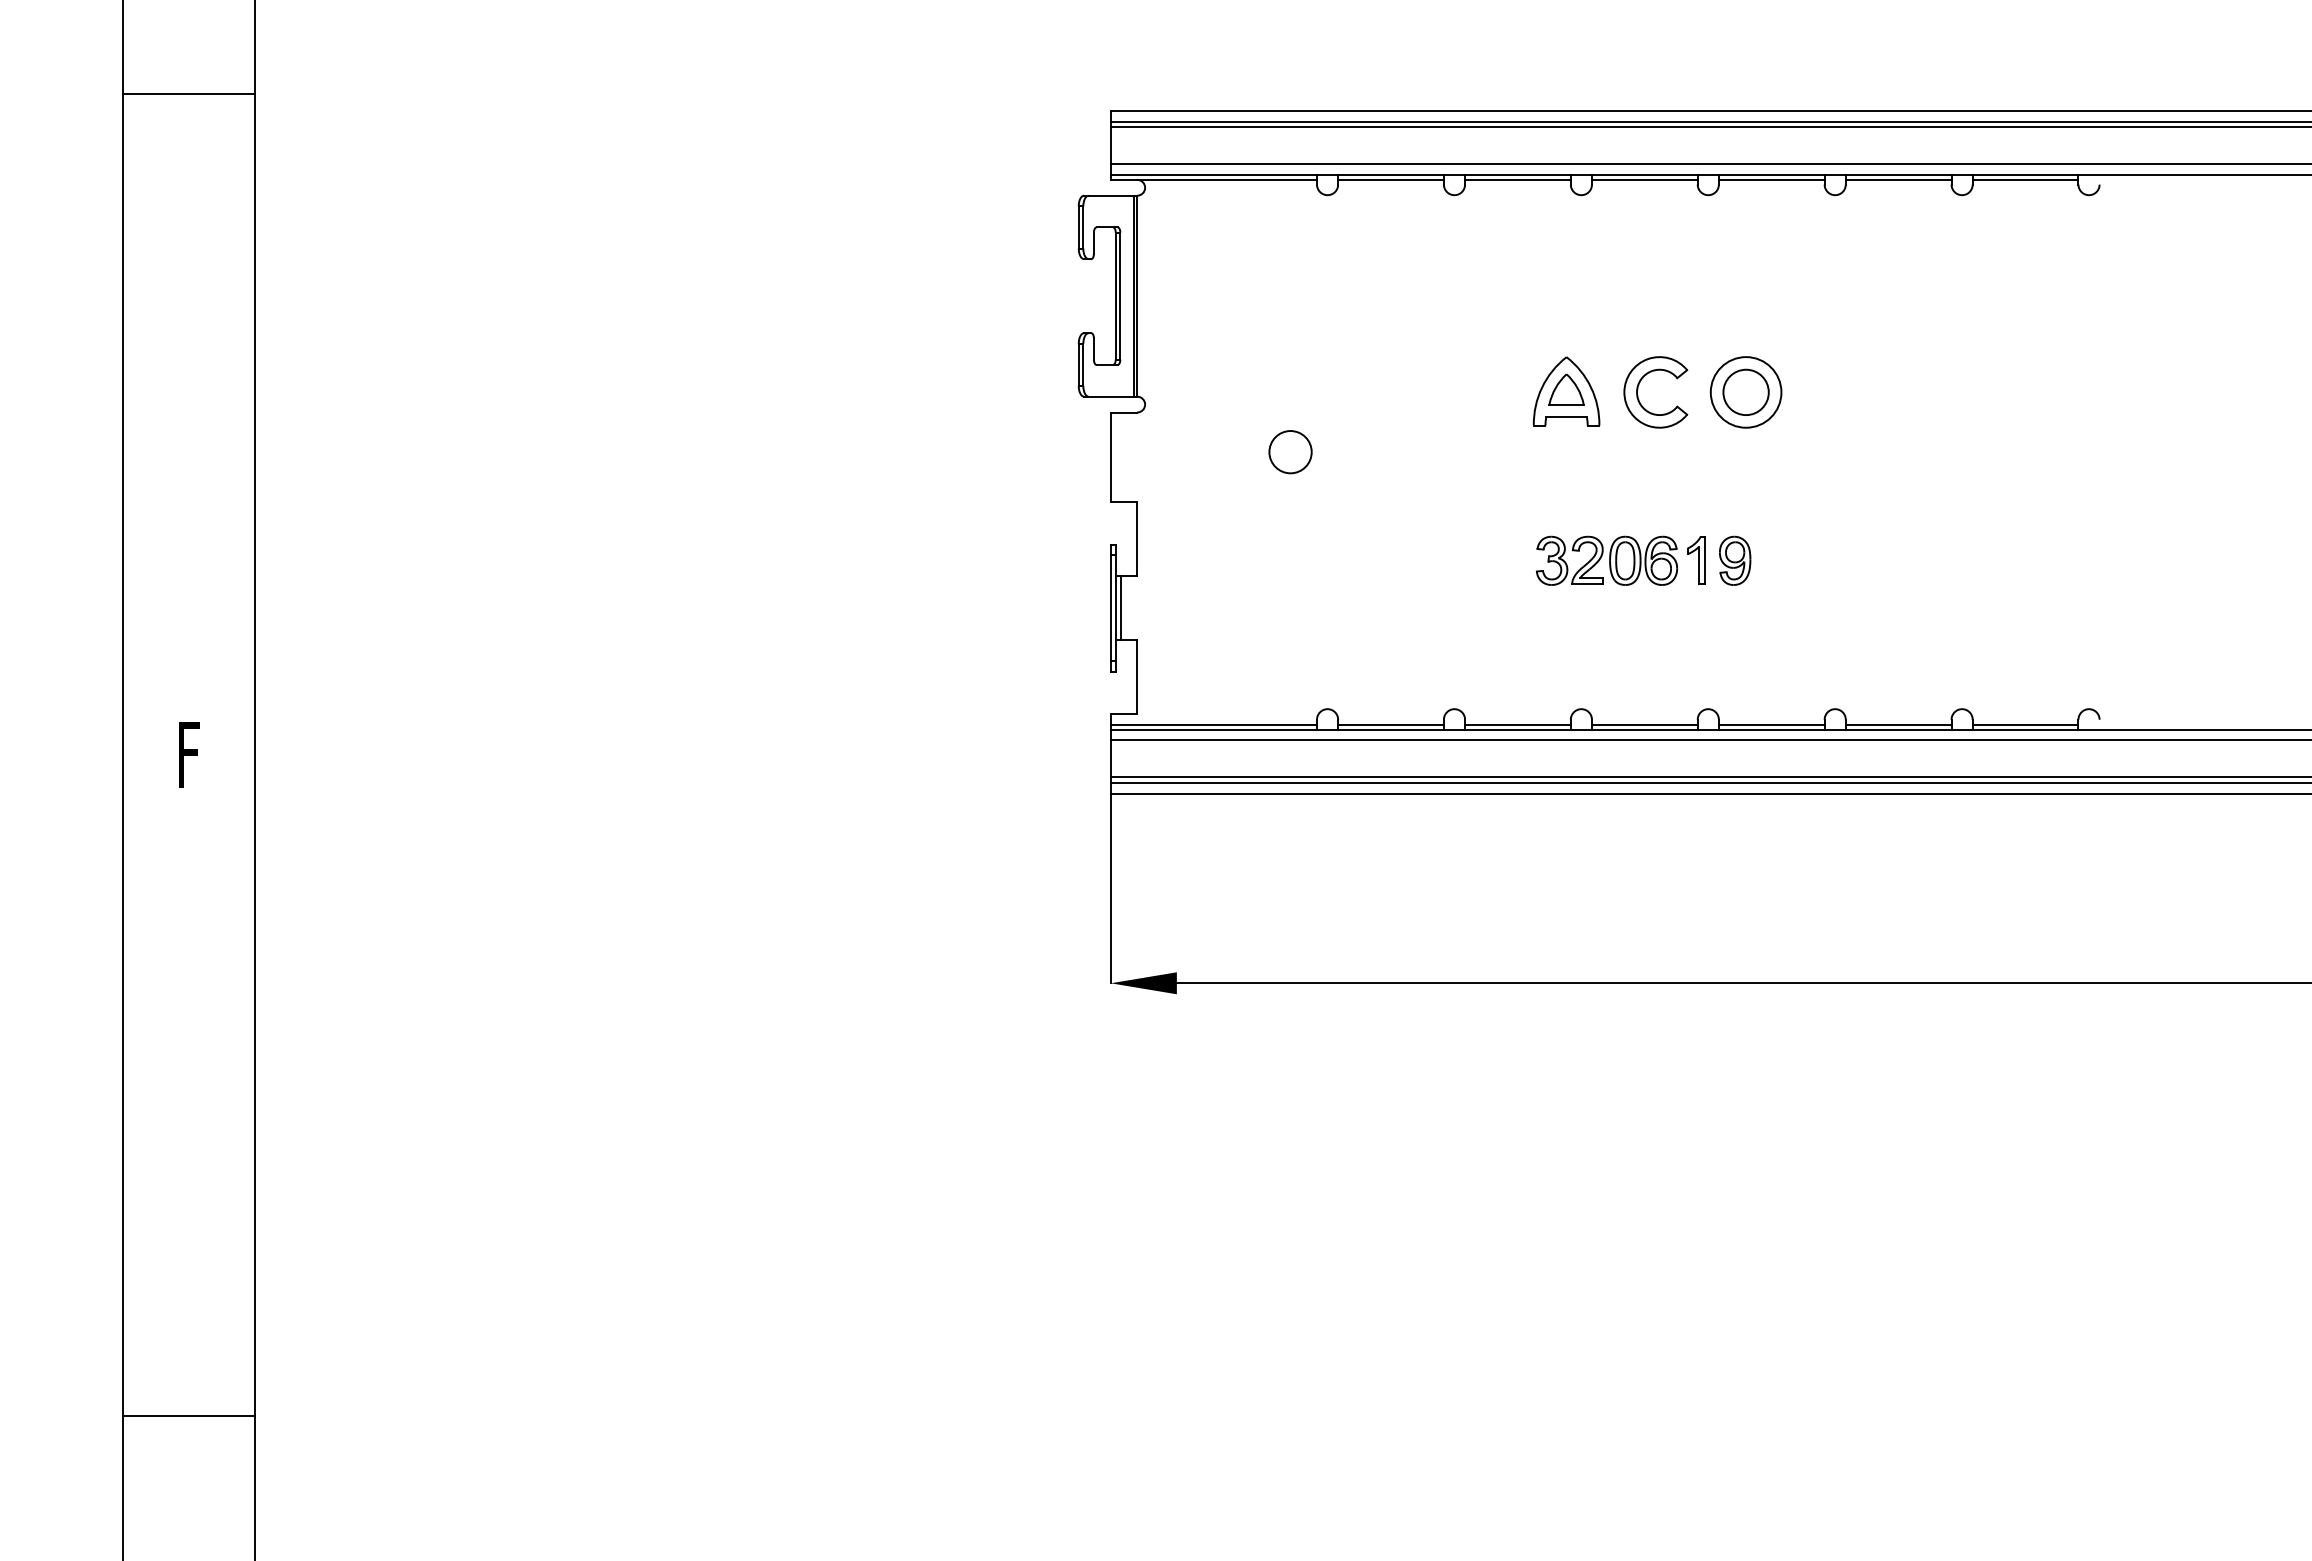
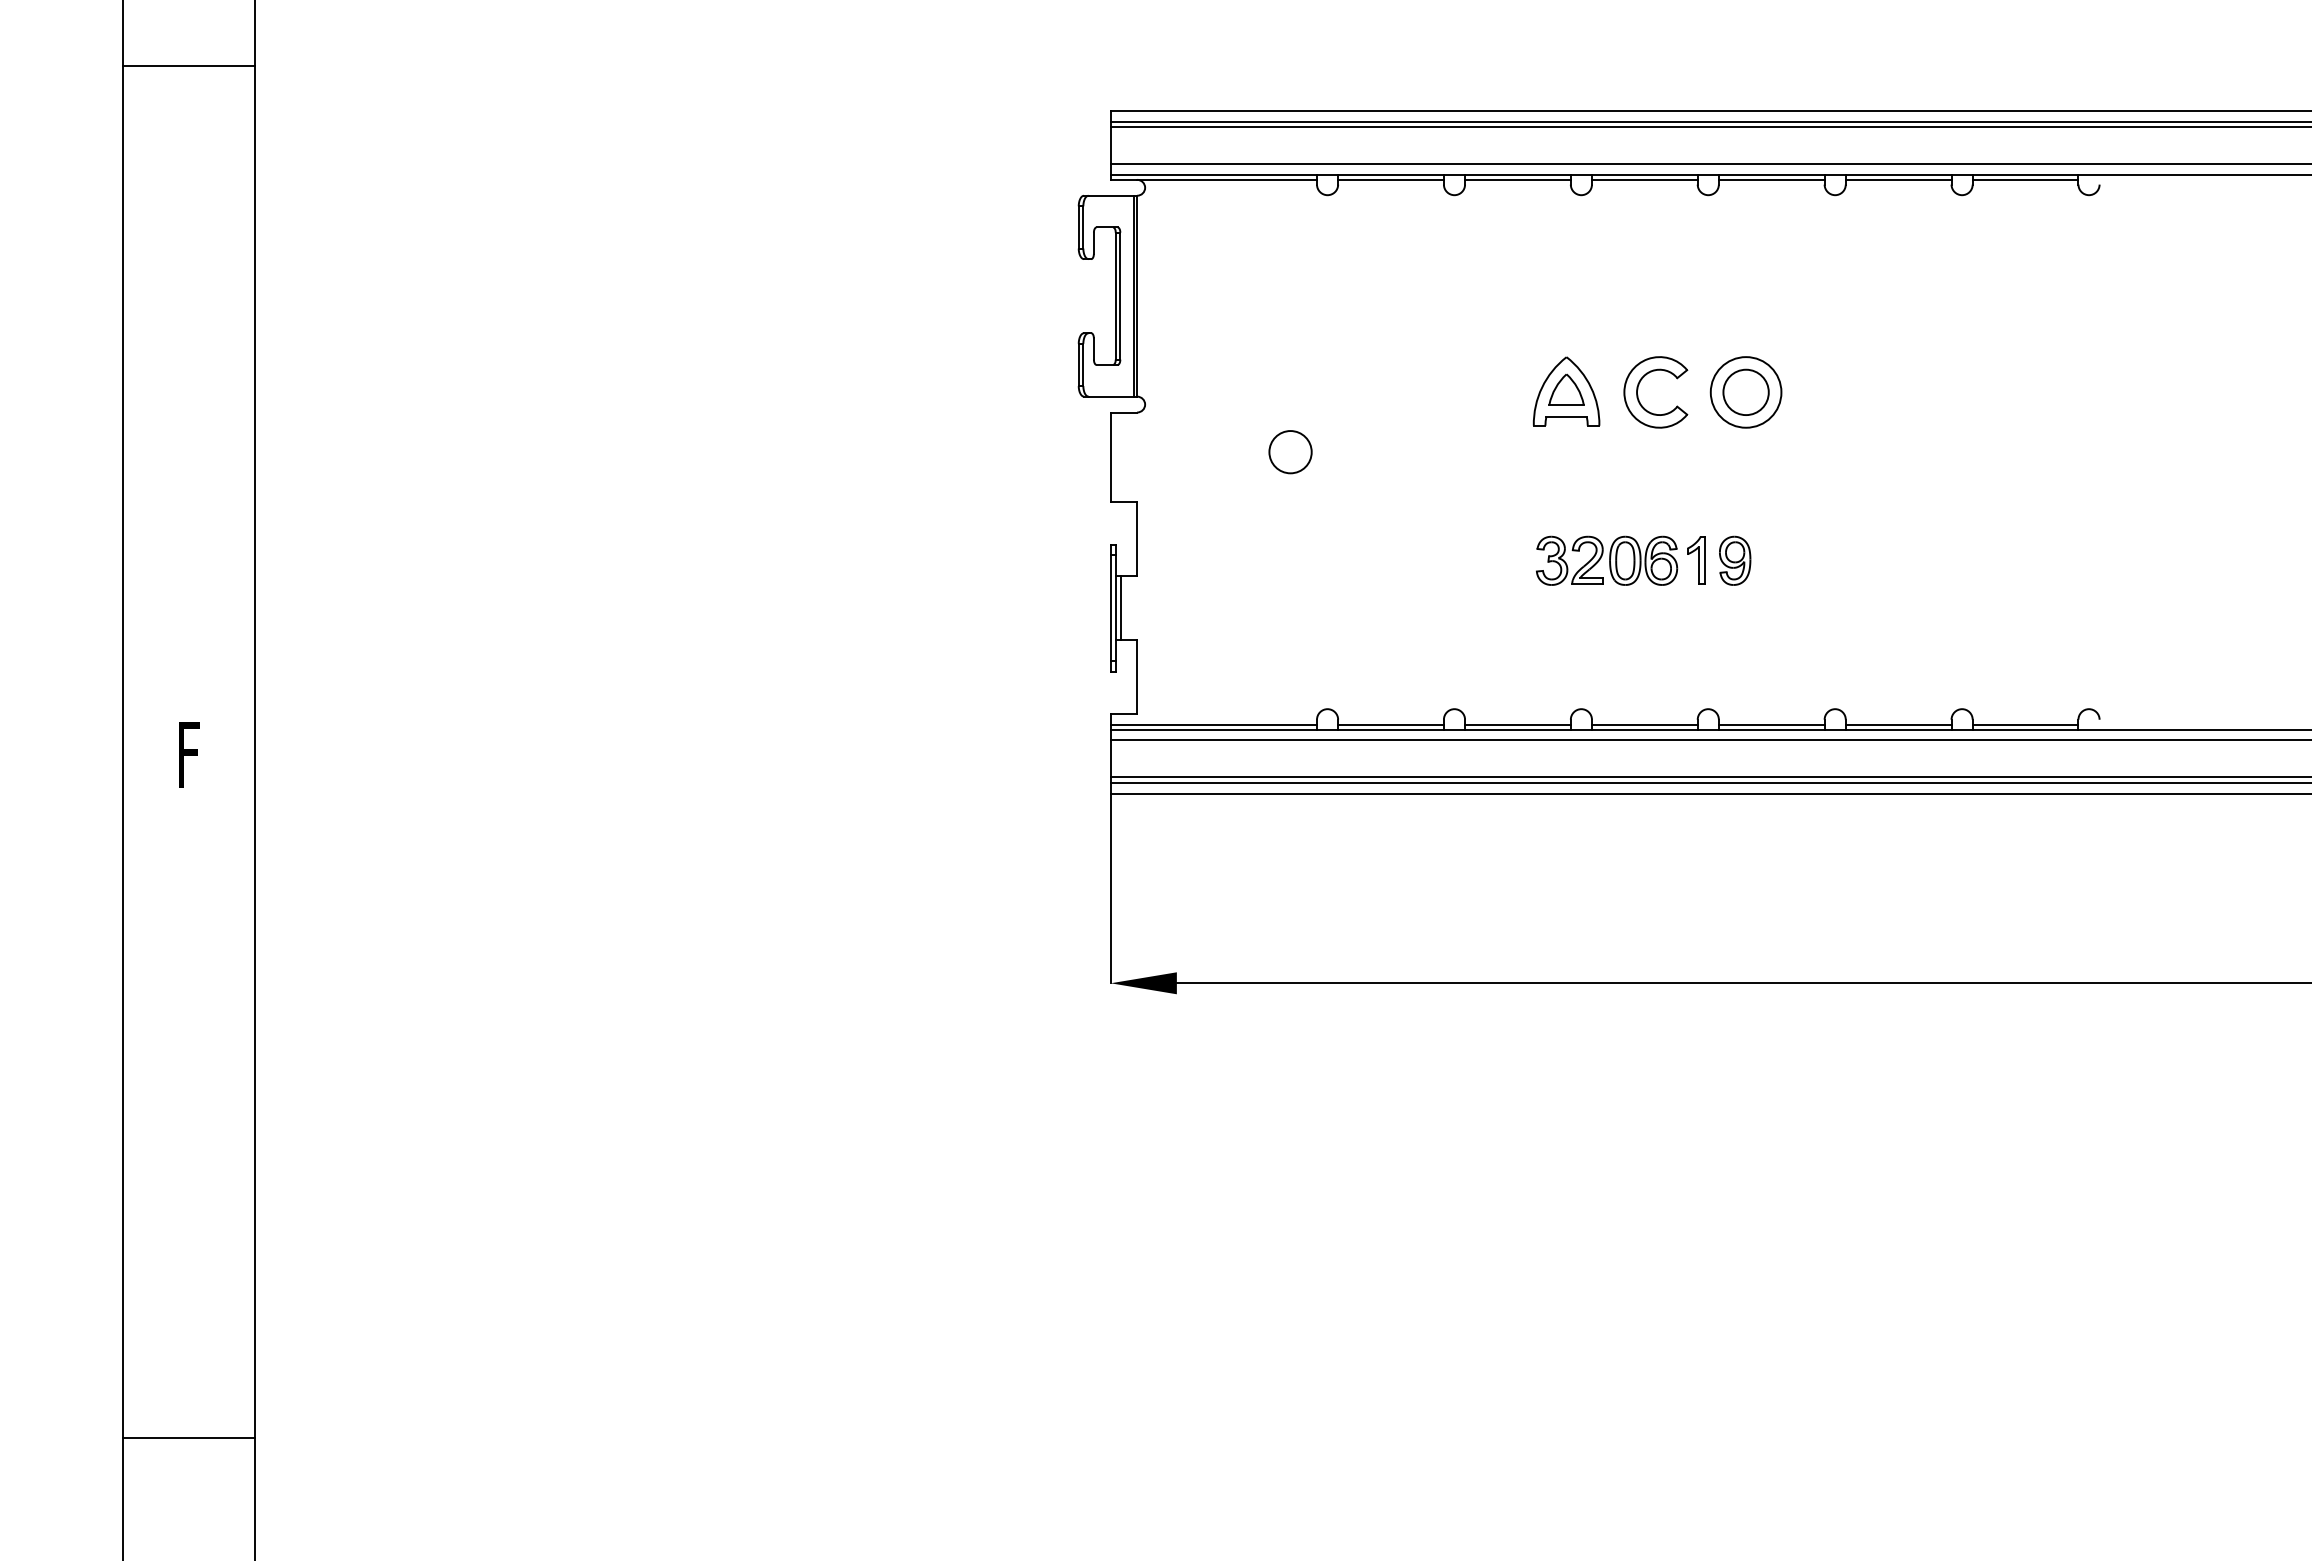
line position: (189, 93) -> (189, 65) (189, 65)
line position: (189, 1415) -> (189, 1437) (189, 1437)
